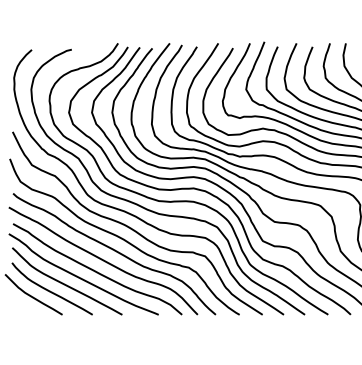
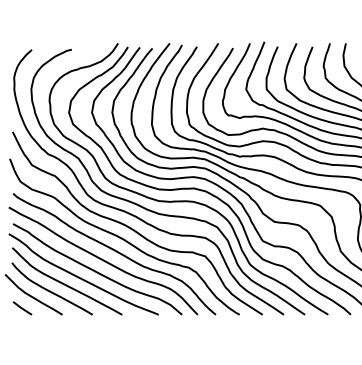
line: none -> present (22, 308)
